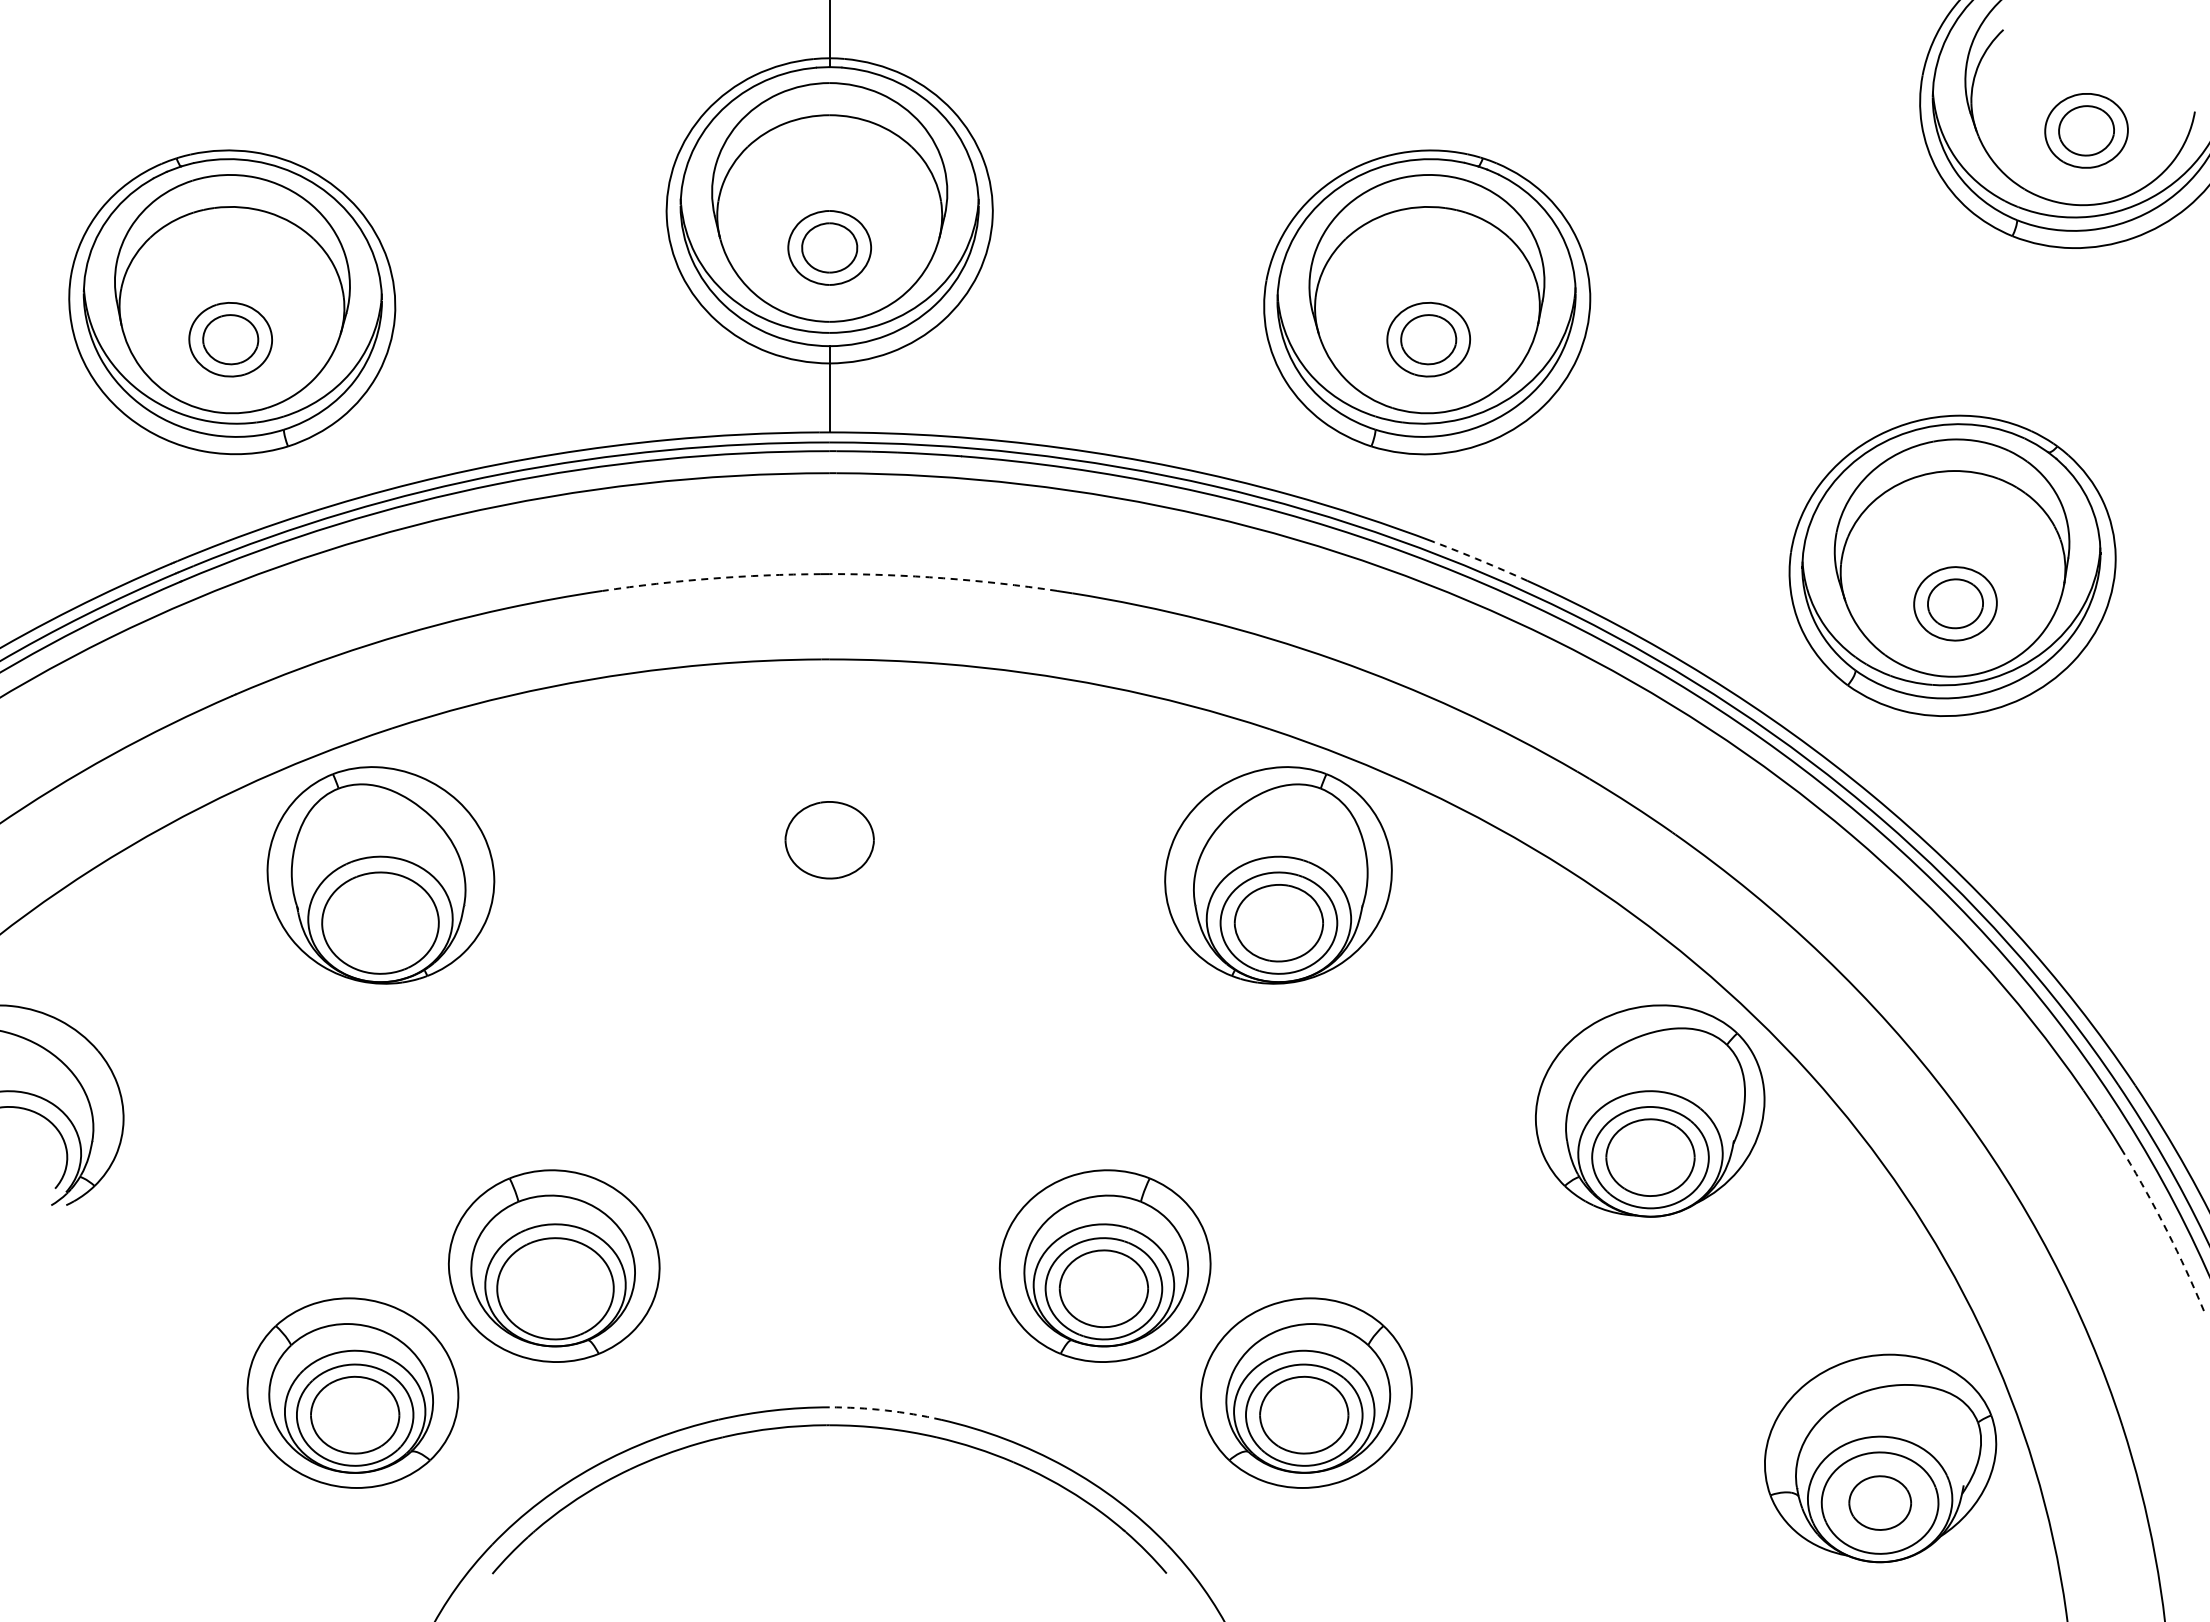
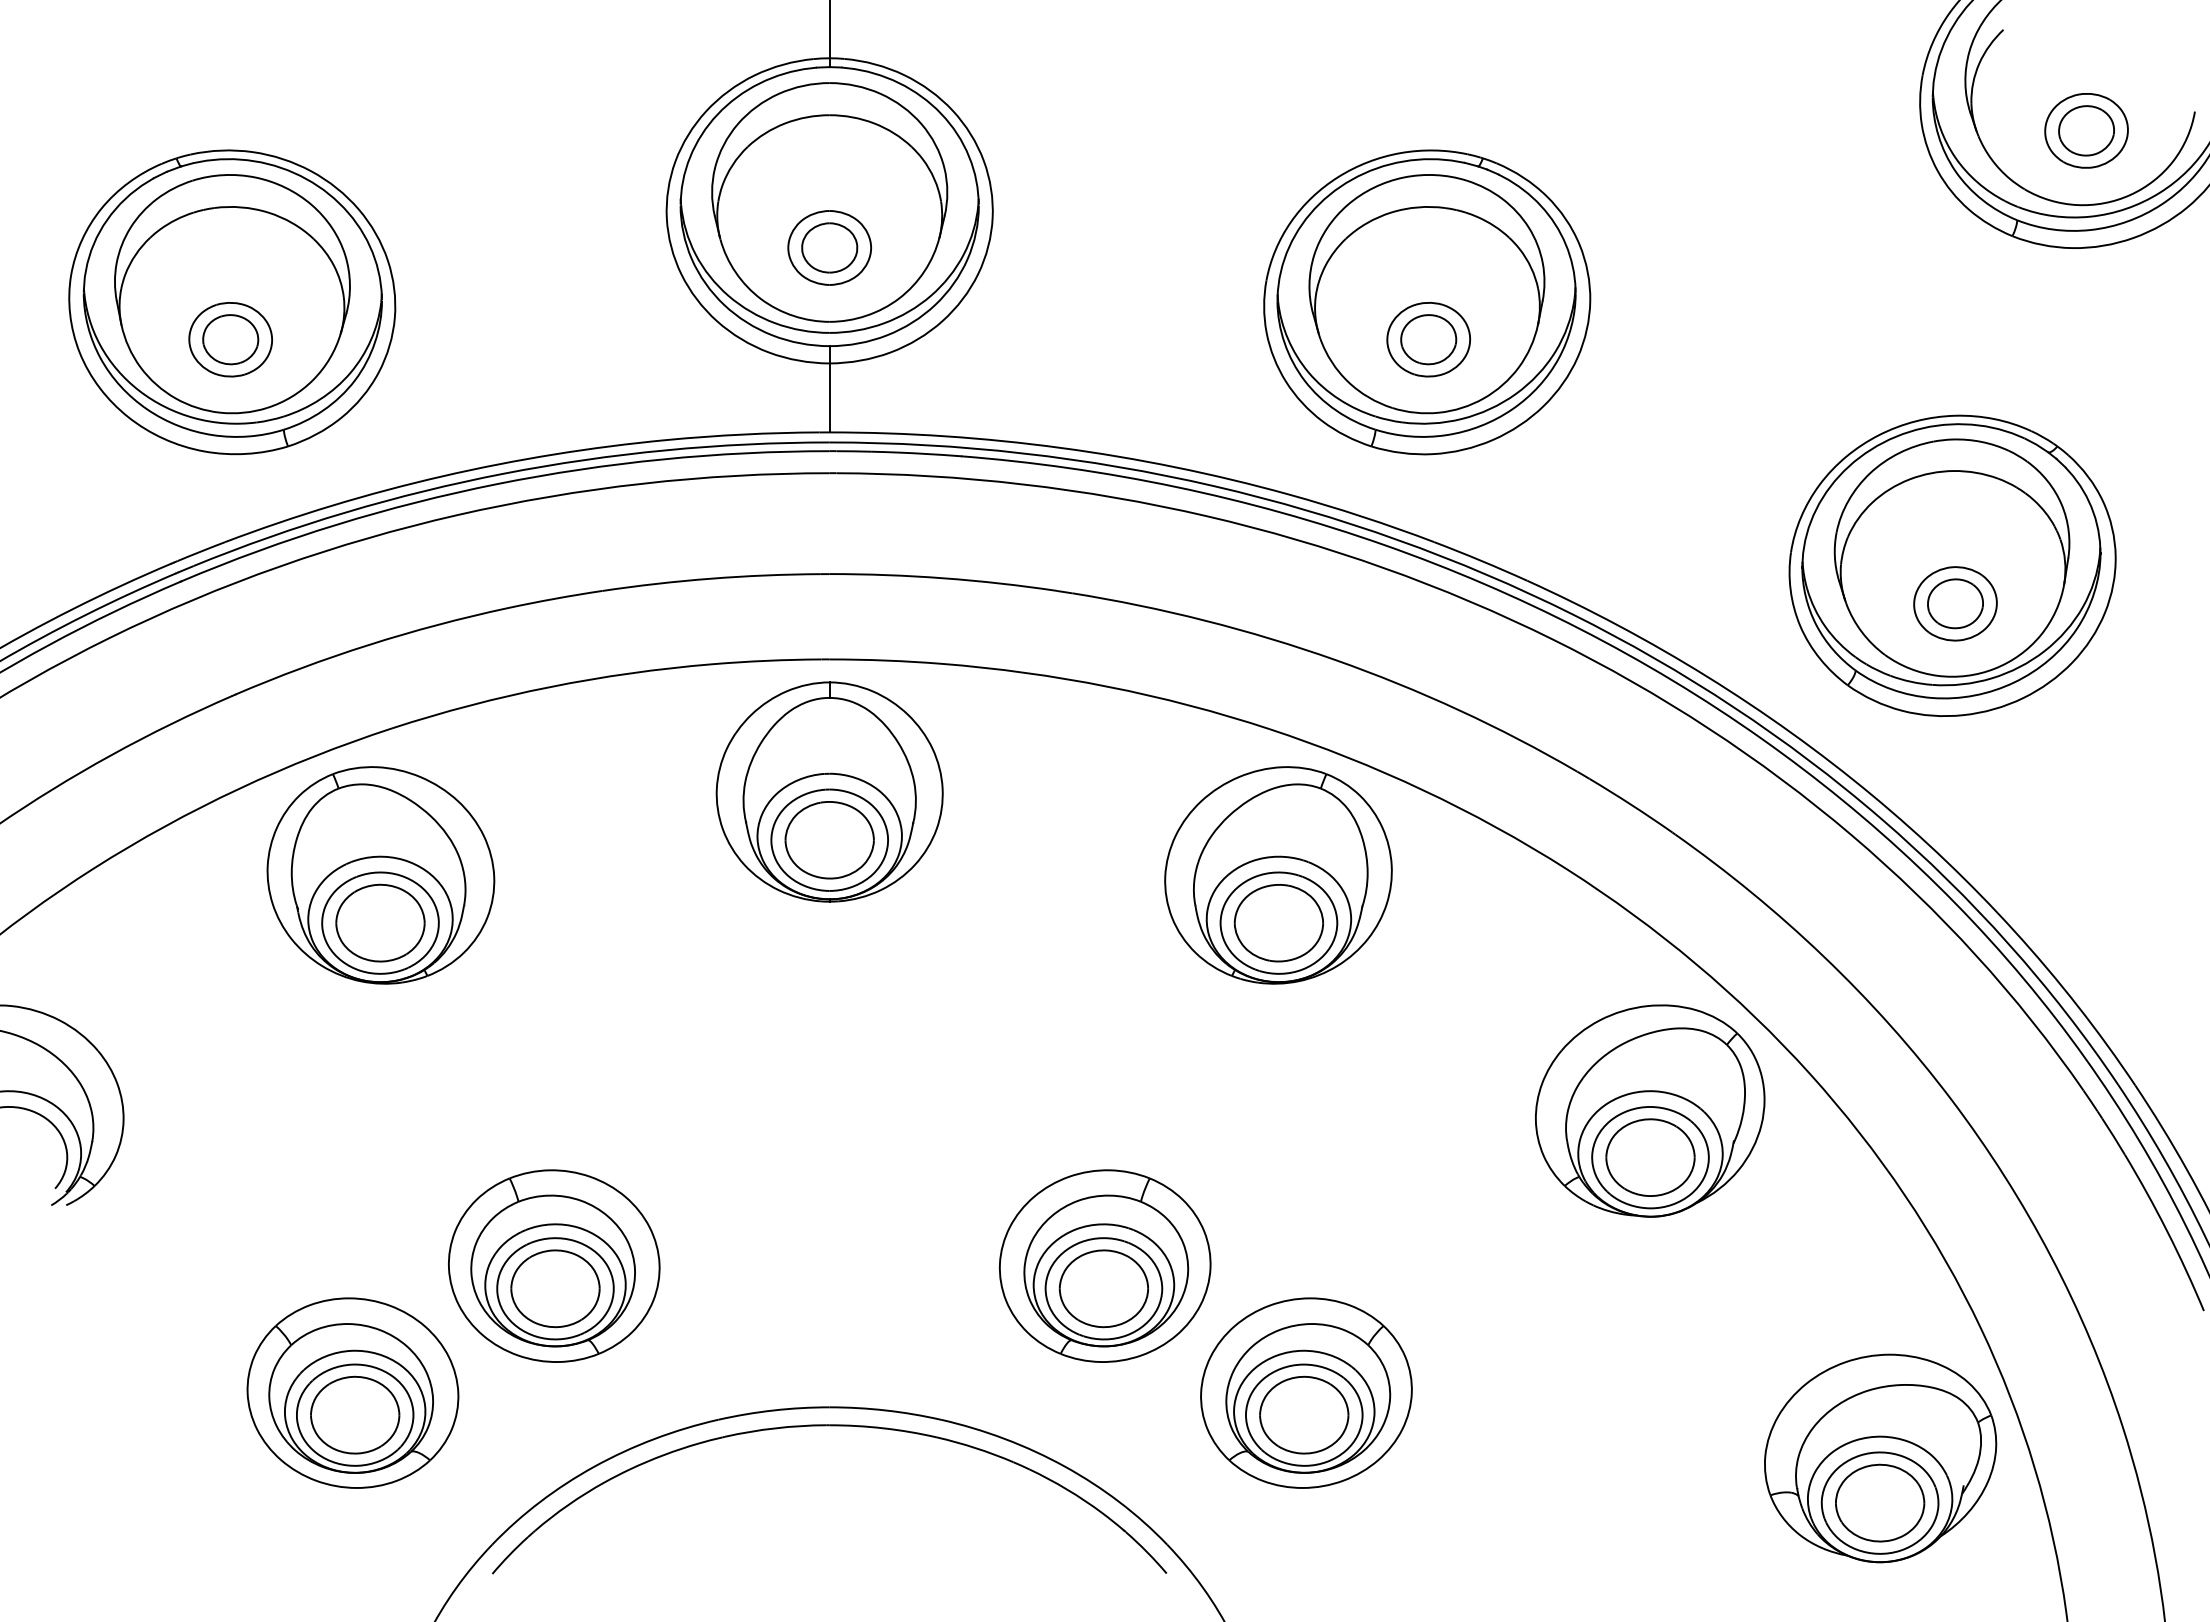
arc: dashed -> solid (1481, 560)
arc: dashed -> solid (711, 578)
arc: dashed -> solid (943, 578)
part: none -> present (829, 791)
part: none -> present (380, 922)
arc: dashed -> solid (2167, 1231)
part: none -> present (555, 1288)
arc: dashed -> solid (885, 1410)
part size: 64x56 px -> 91x80 px (1880, 1502)
